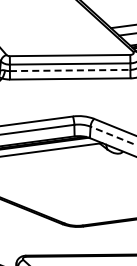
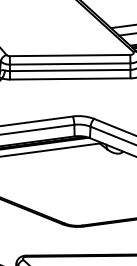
line: dashed -> solid (70, 70)
line: dashed -> solid (113, 136)
